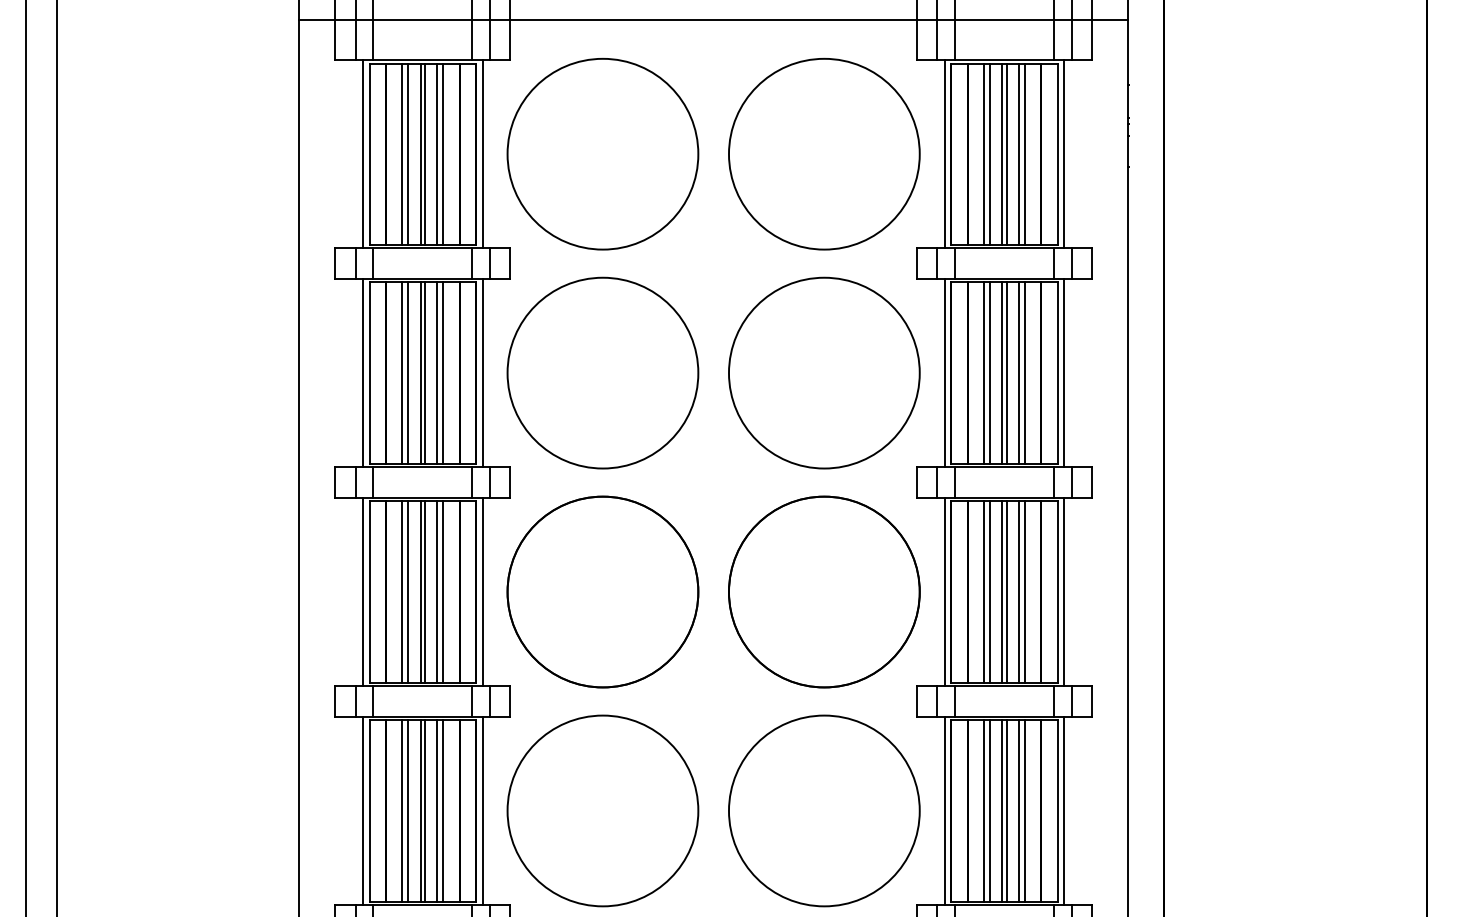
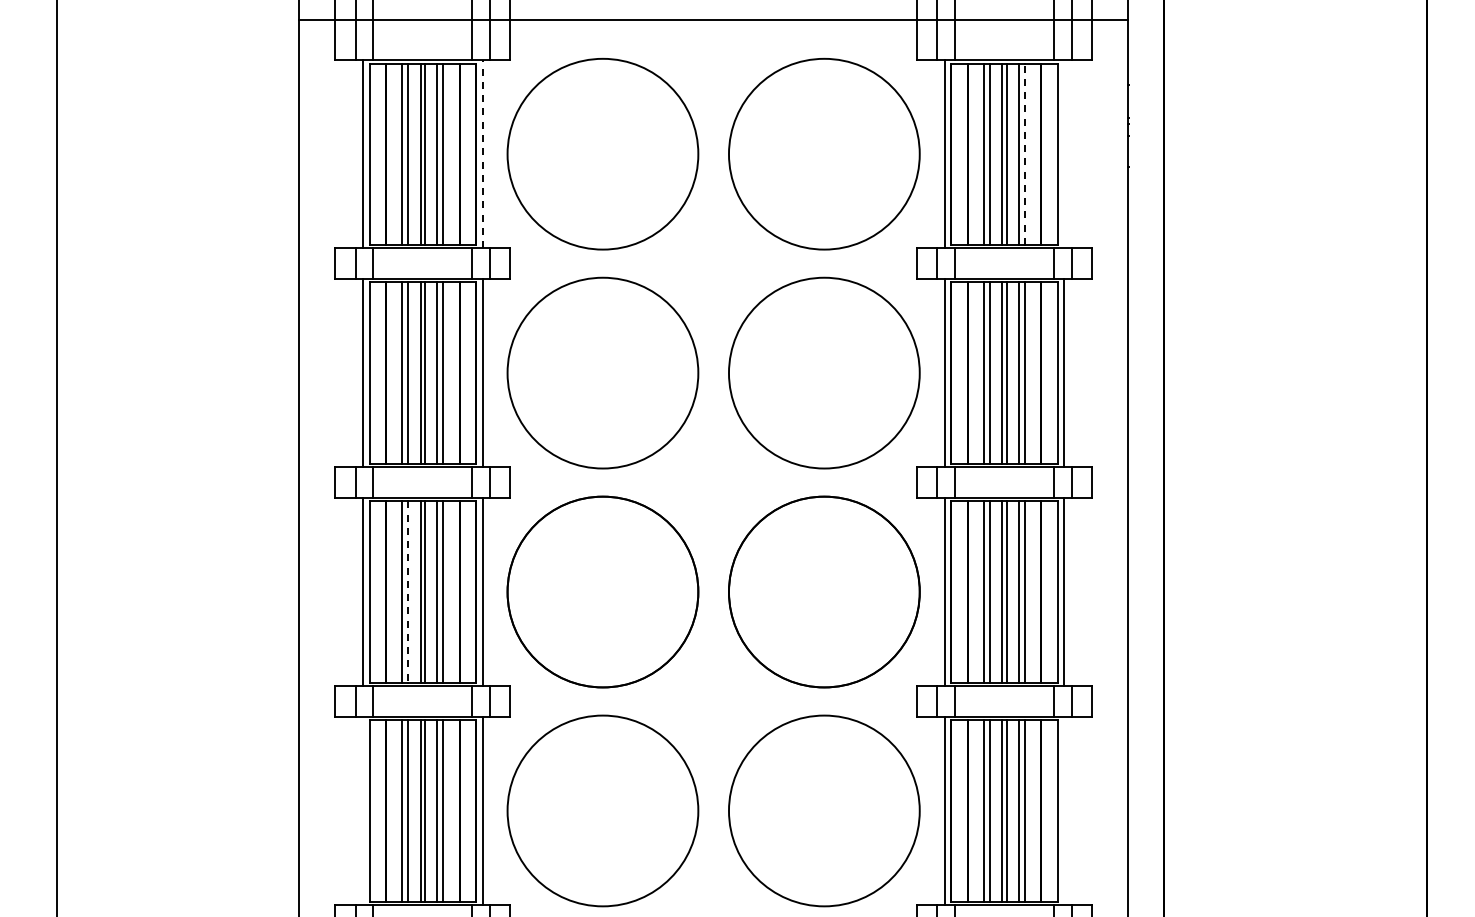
line: solid -> dashed (482, 154)
line: solid -> dashed (1025, 154)
line: present -> none (1064, 154)
line: present -> none (25, 457)
line: solid -> dashed (408, 592)
line: present -> none (363, 810)
line: present -> none (1064, 810)
